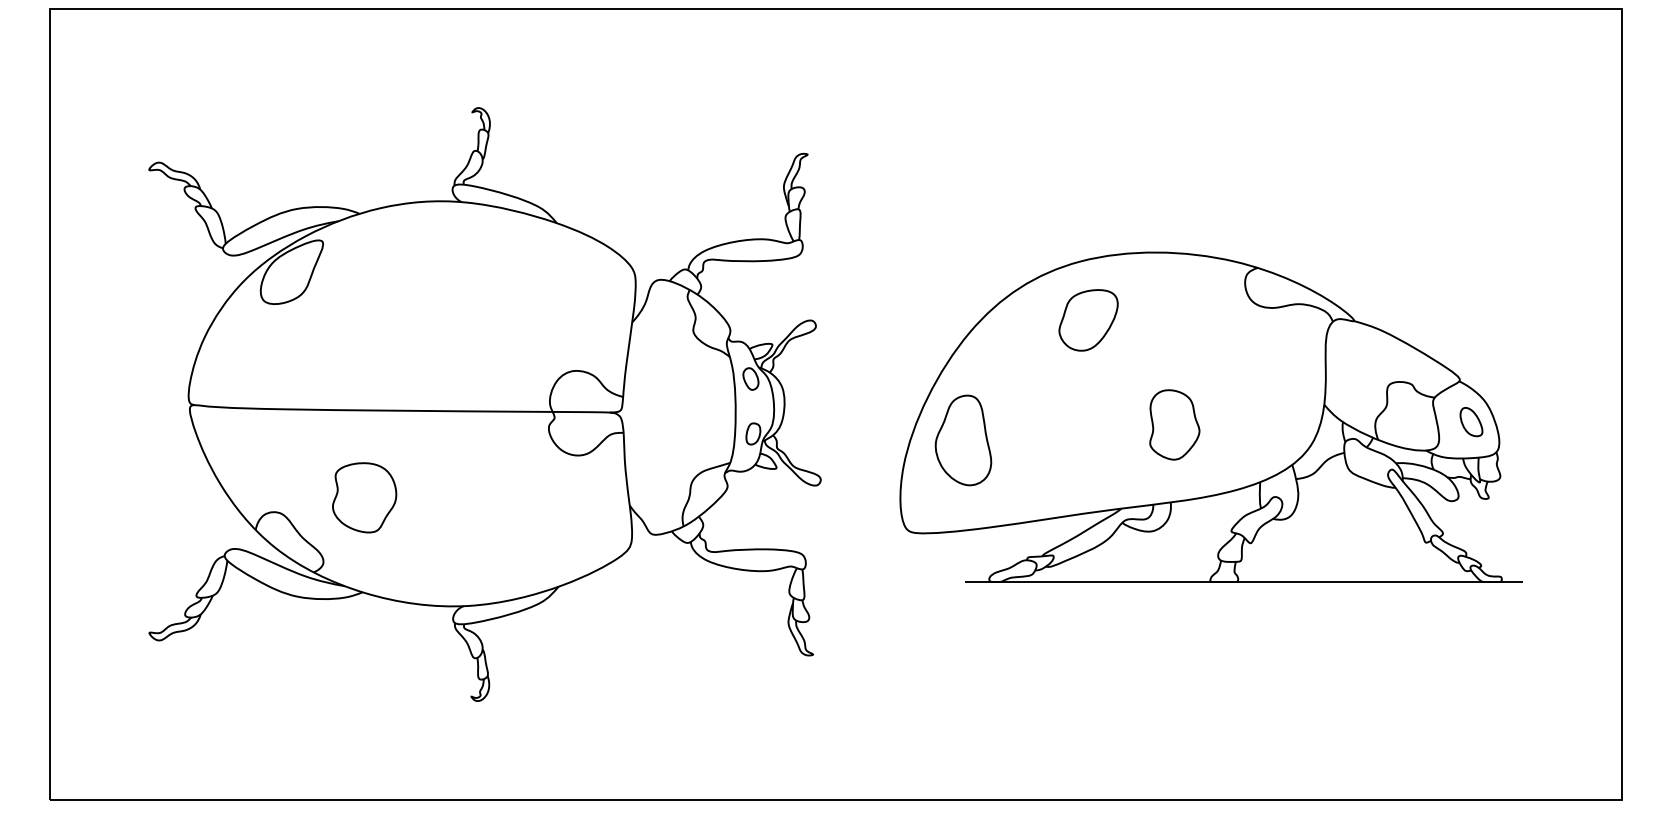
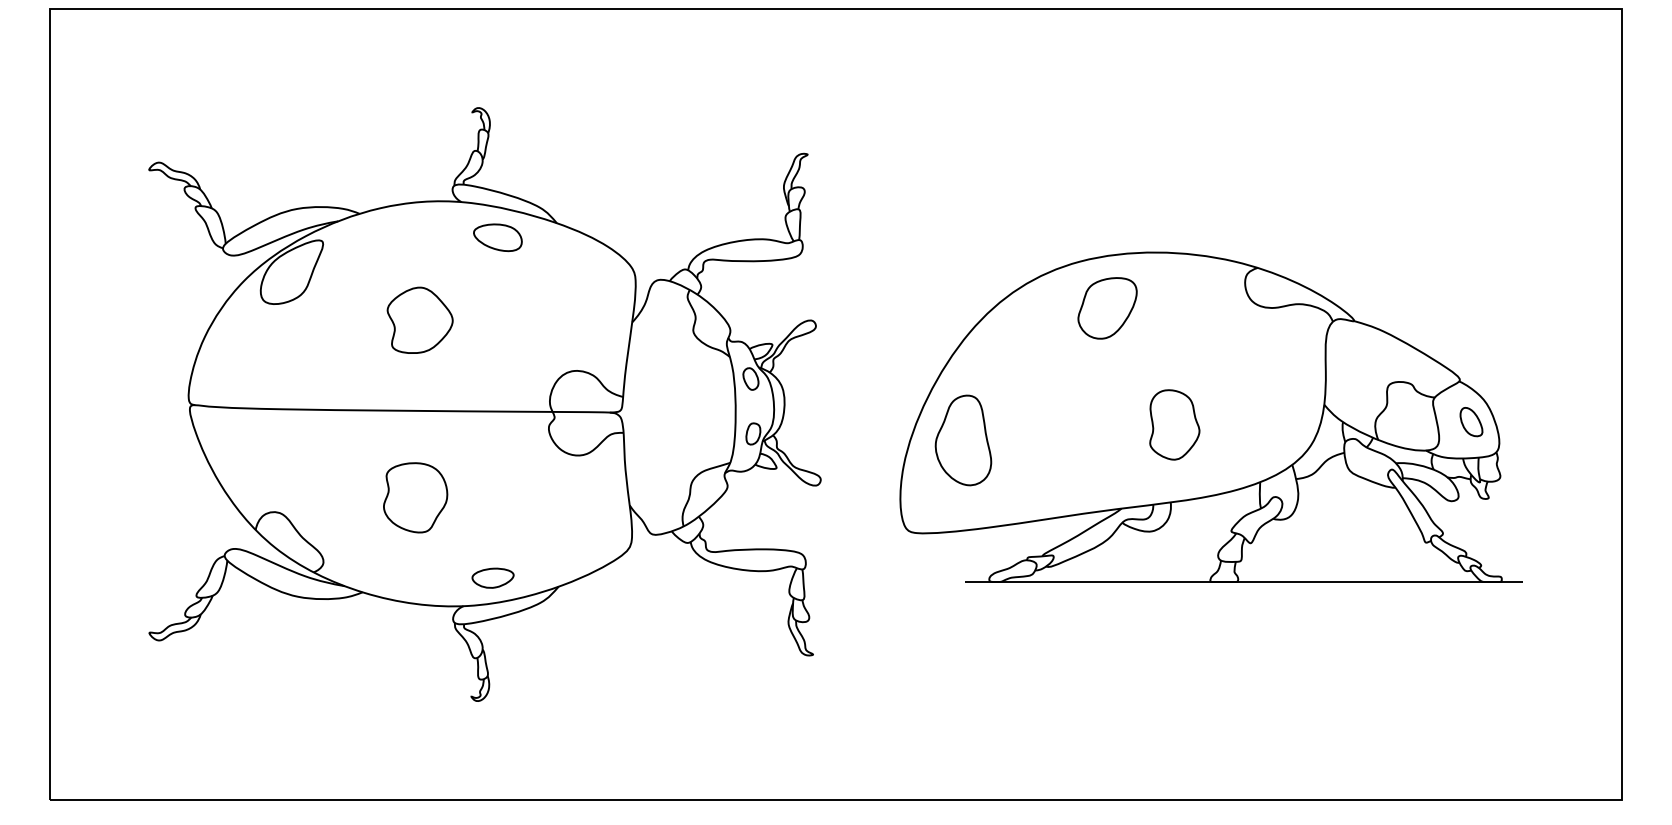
part: none -> present (497, 237)
part: none -> present (419, 319)
part position: (1088, 320) -> (1107, 308) (1107, 308)
part position: (364, 497) -> (415, 497) (415, 497)
part: none -> present (492, 577)
